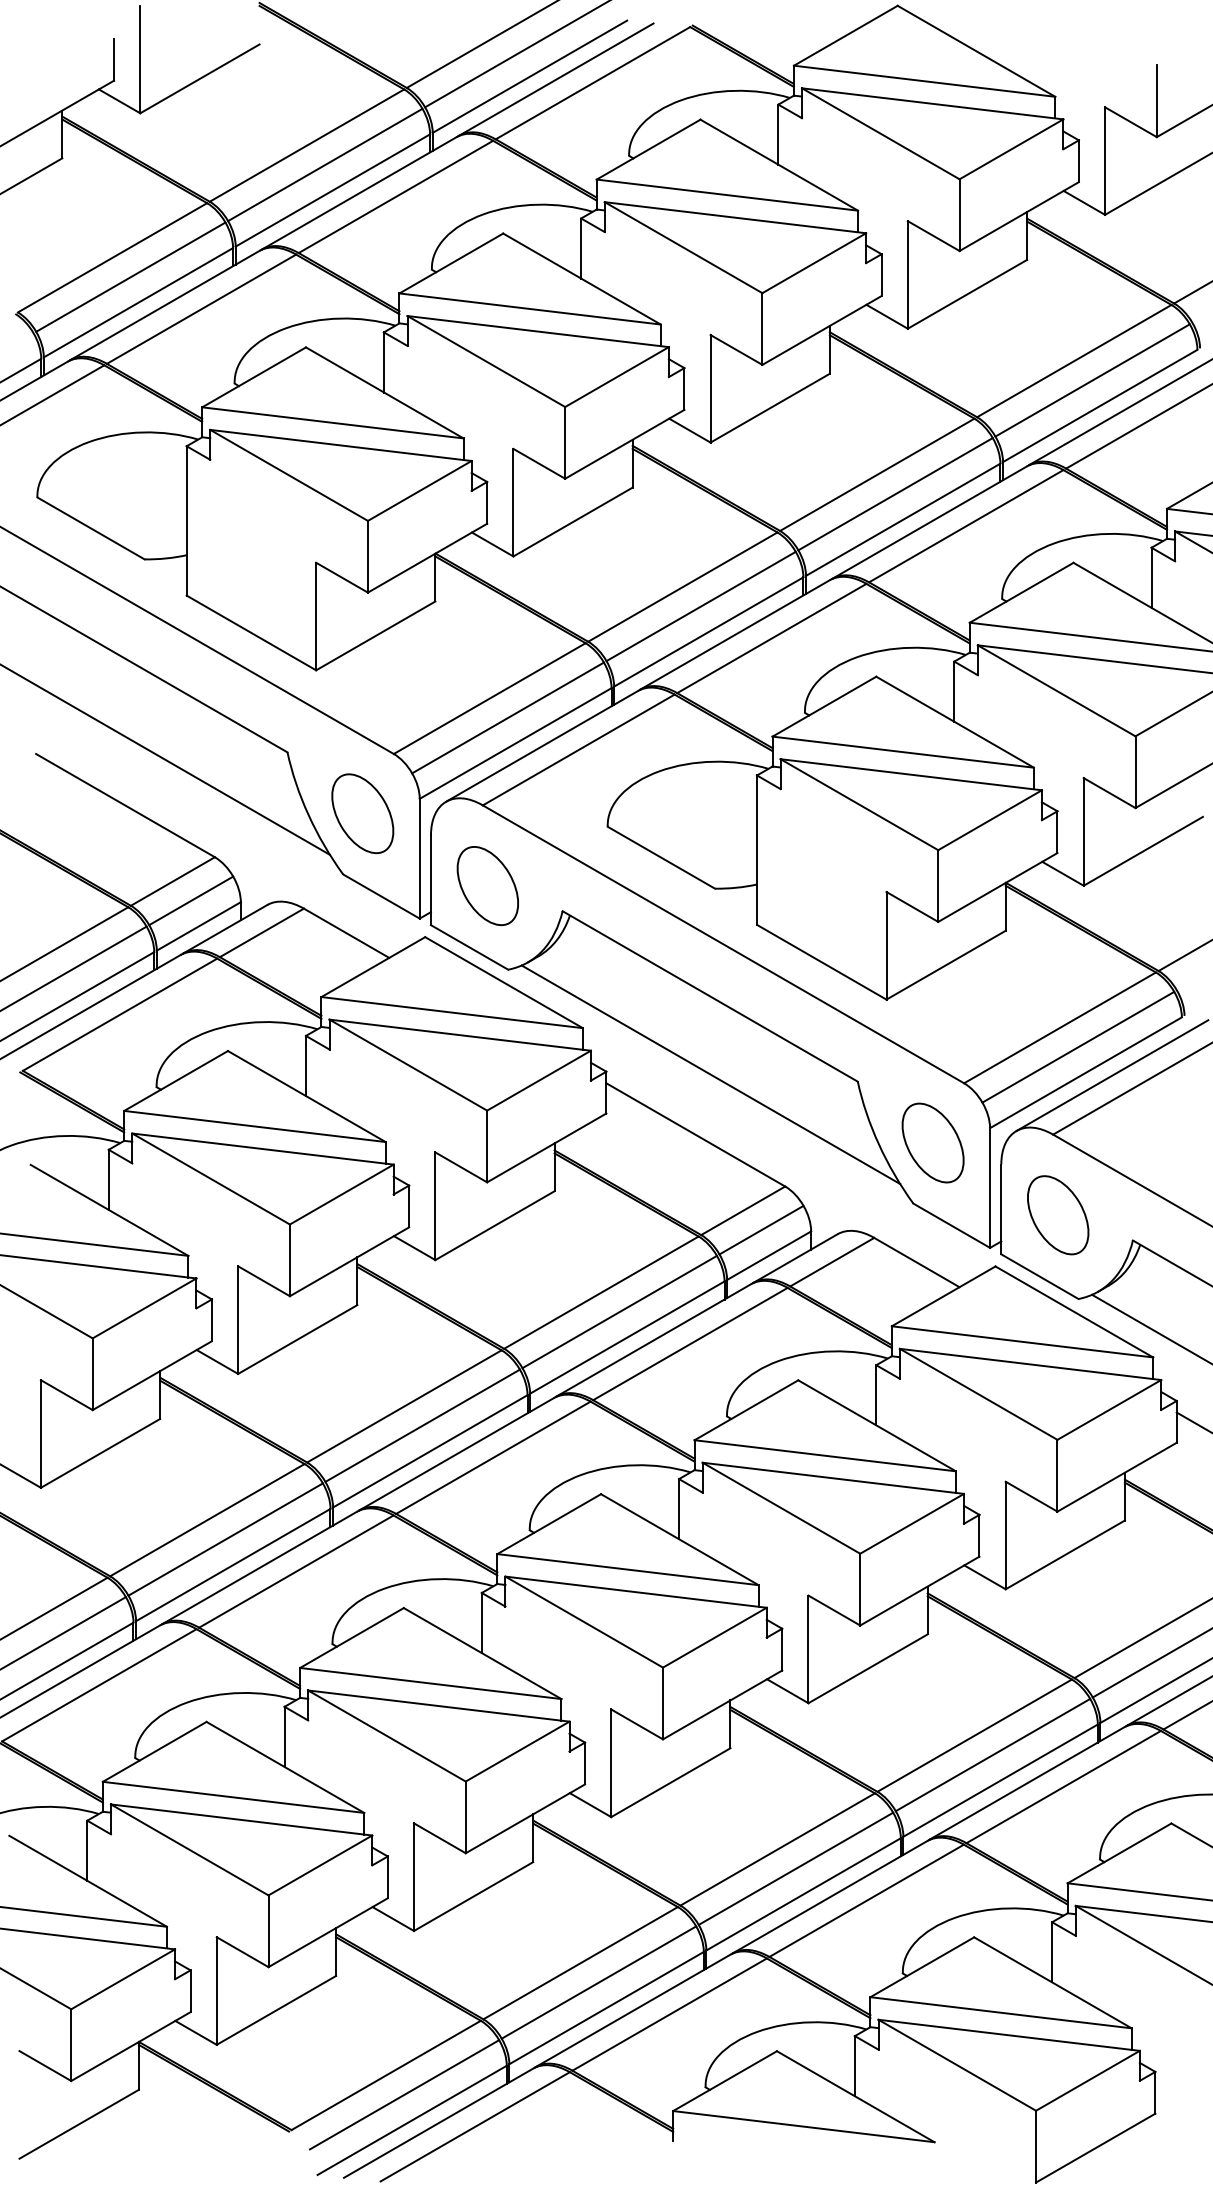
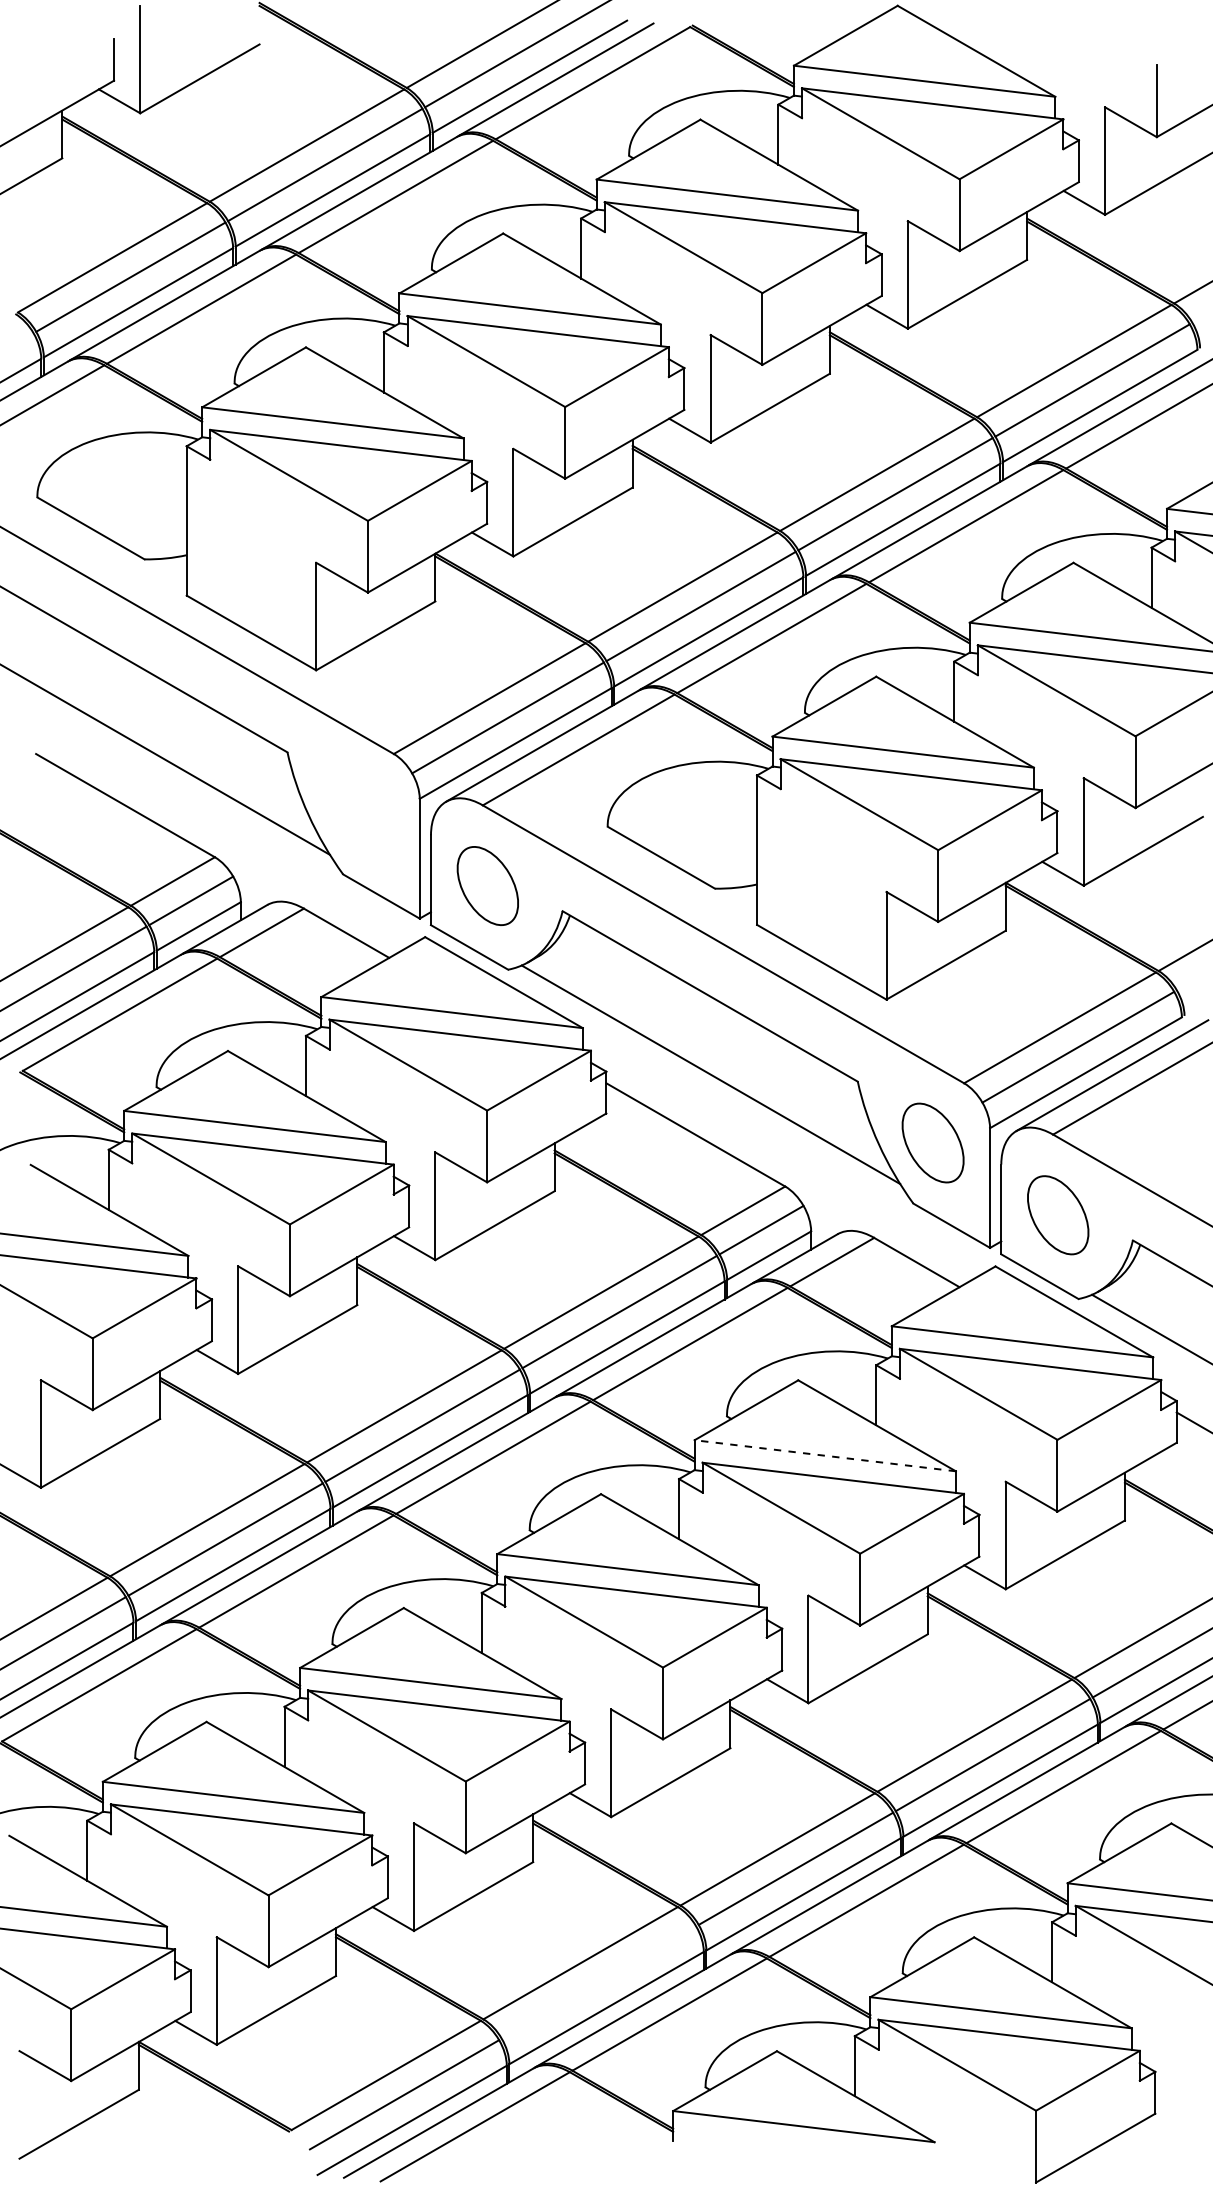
part: present -> none (362, 813)
line: solid -> dashed (825, 1455)
line: present -> none (598, 1982)
